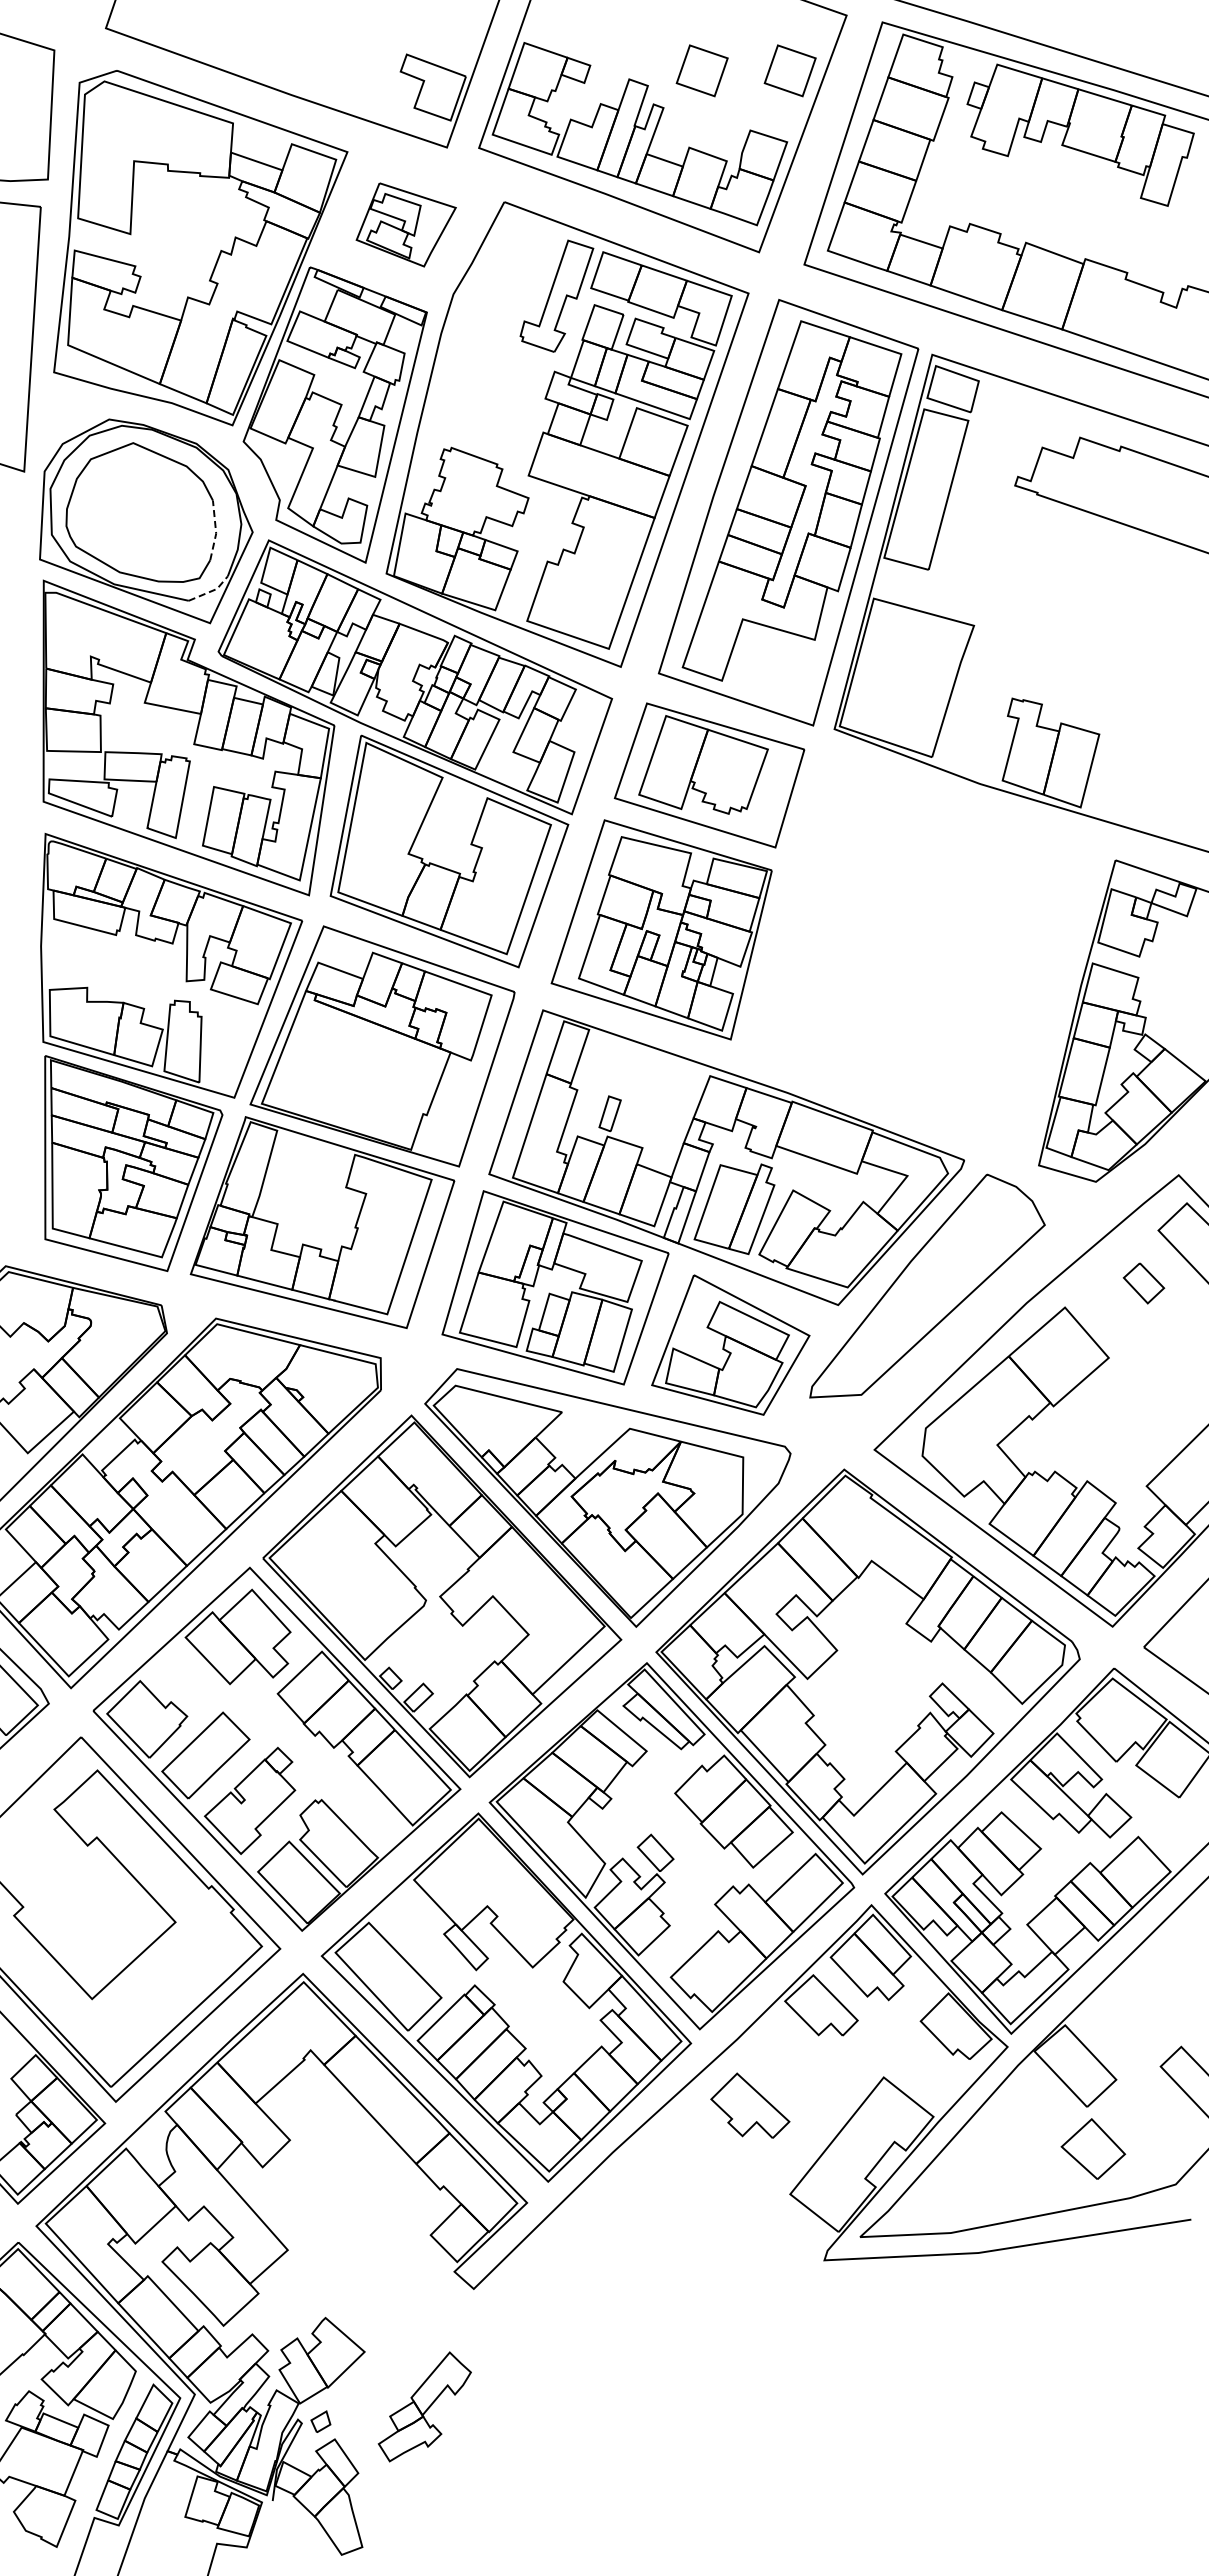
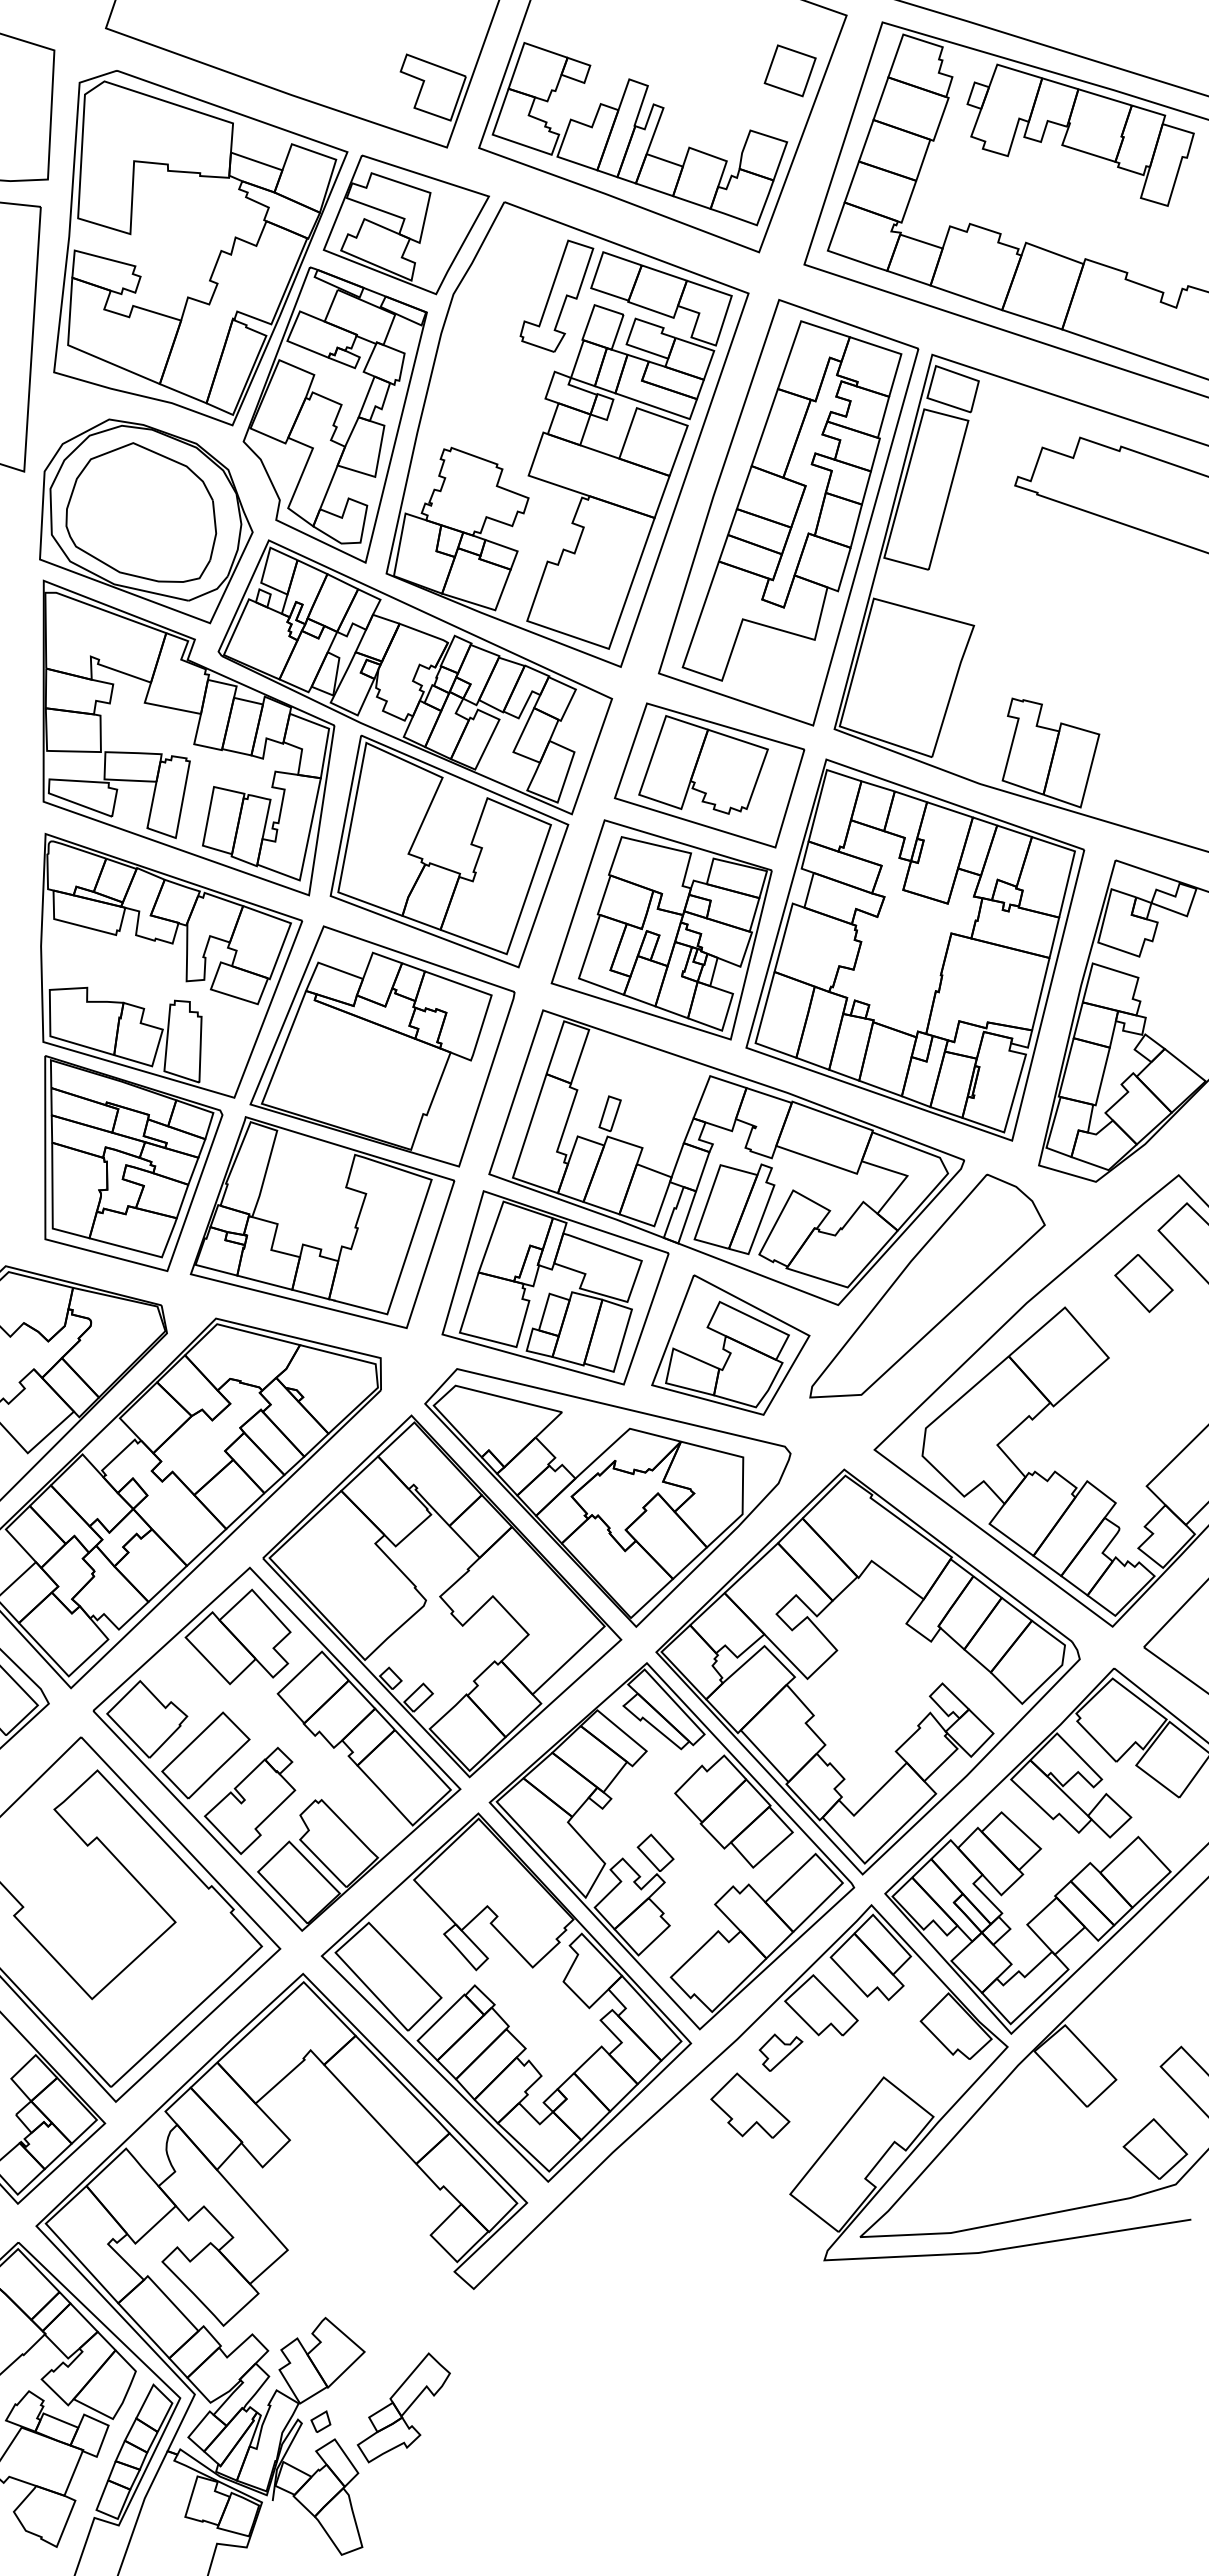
part: present -> none (701, 70)
part size: 102x86 px -> 168x142 px (405, 224)
line: dashed -> solid (215, 530)
line: dashed -> solid (211, 591)
part: none -> present (915, 949)
part size: 44x43 px -> 60x59 px (1143, 1283)
part: none -> present (780, 2052)
part position: (1093, 2148) -> (1155, 2148) (1155, 2148)
part position: (424, 2406) -> (403, 2407) (403, 2407)
